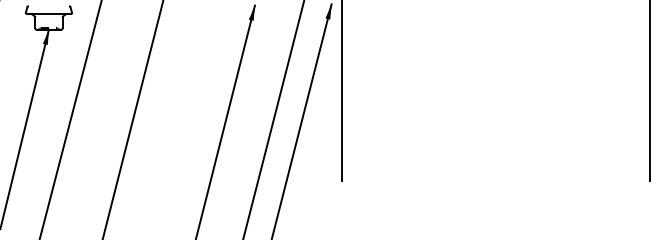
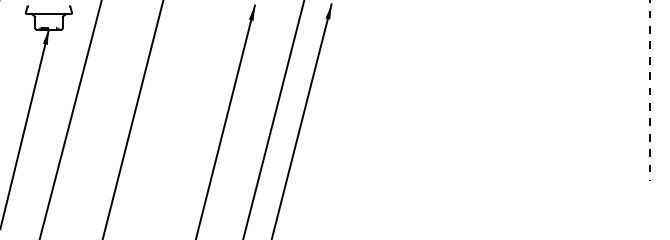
line: present -> none (341, 91)
line: solid -> dashed (649, 91)
